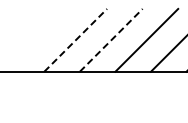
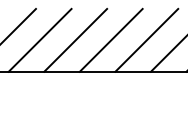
line: none -> present (18, 25)
line: none -> present (39, 39)
line: dashed -> solid (76, 40)
line: dashed -> solid (111, 40)
